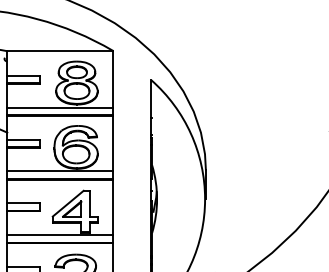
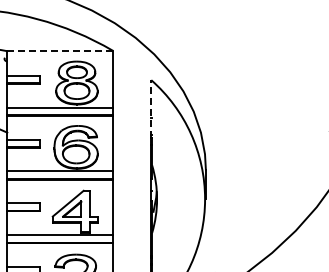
line: solid -> dashed (60, 50)
line: solid -> dashed (151, 108)
